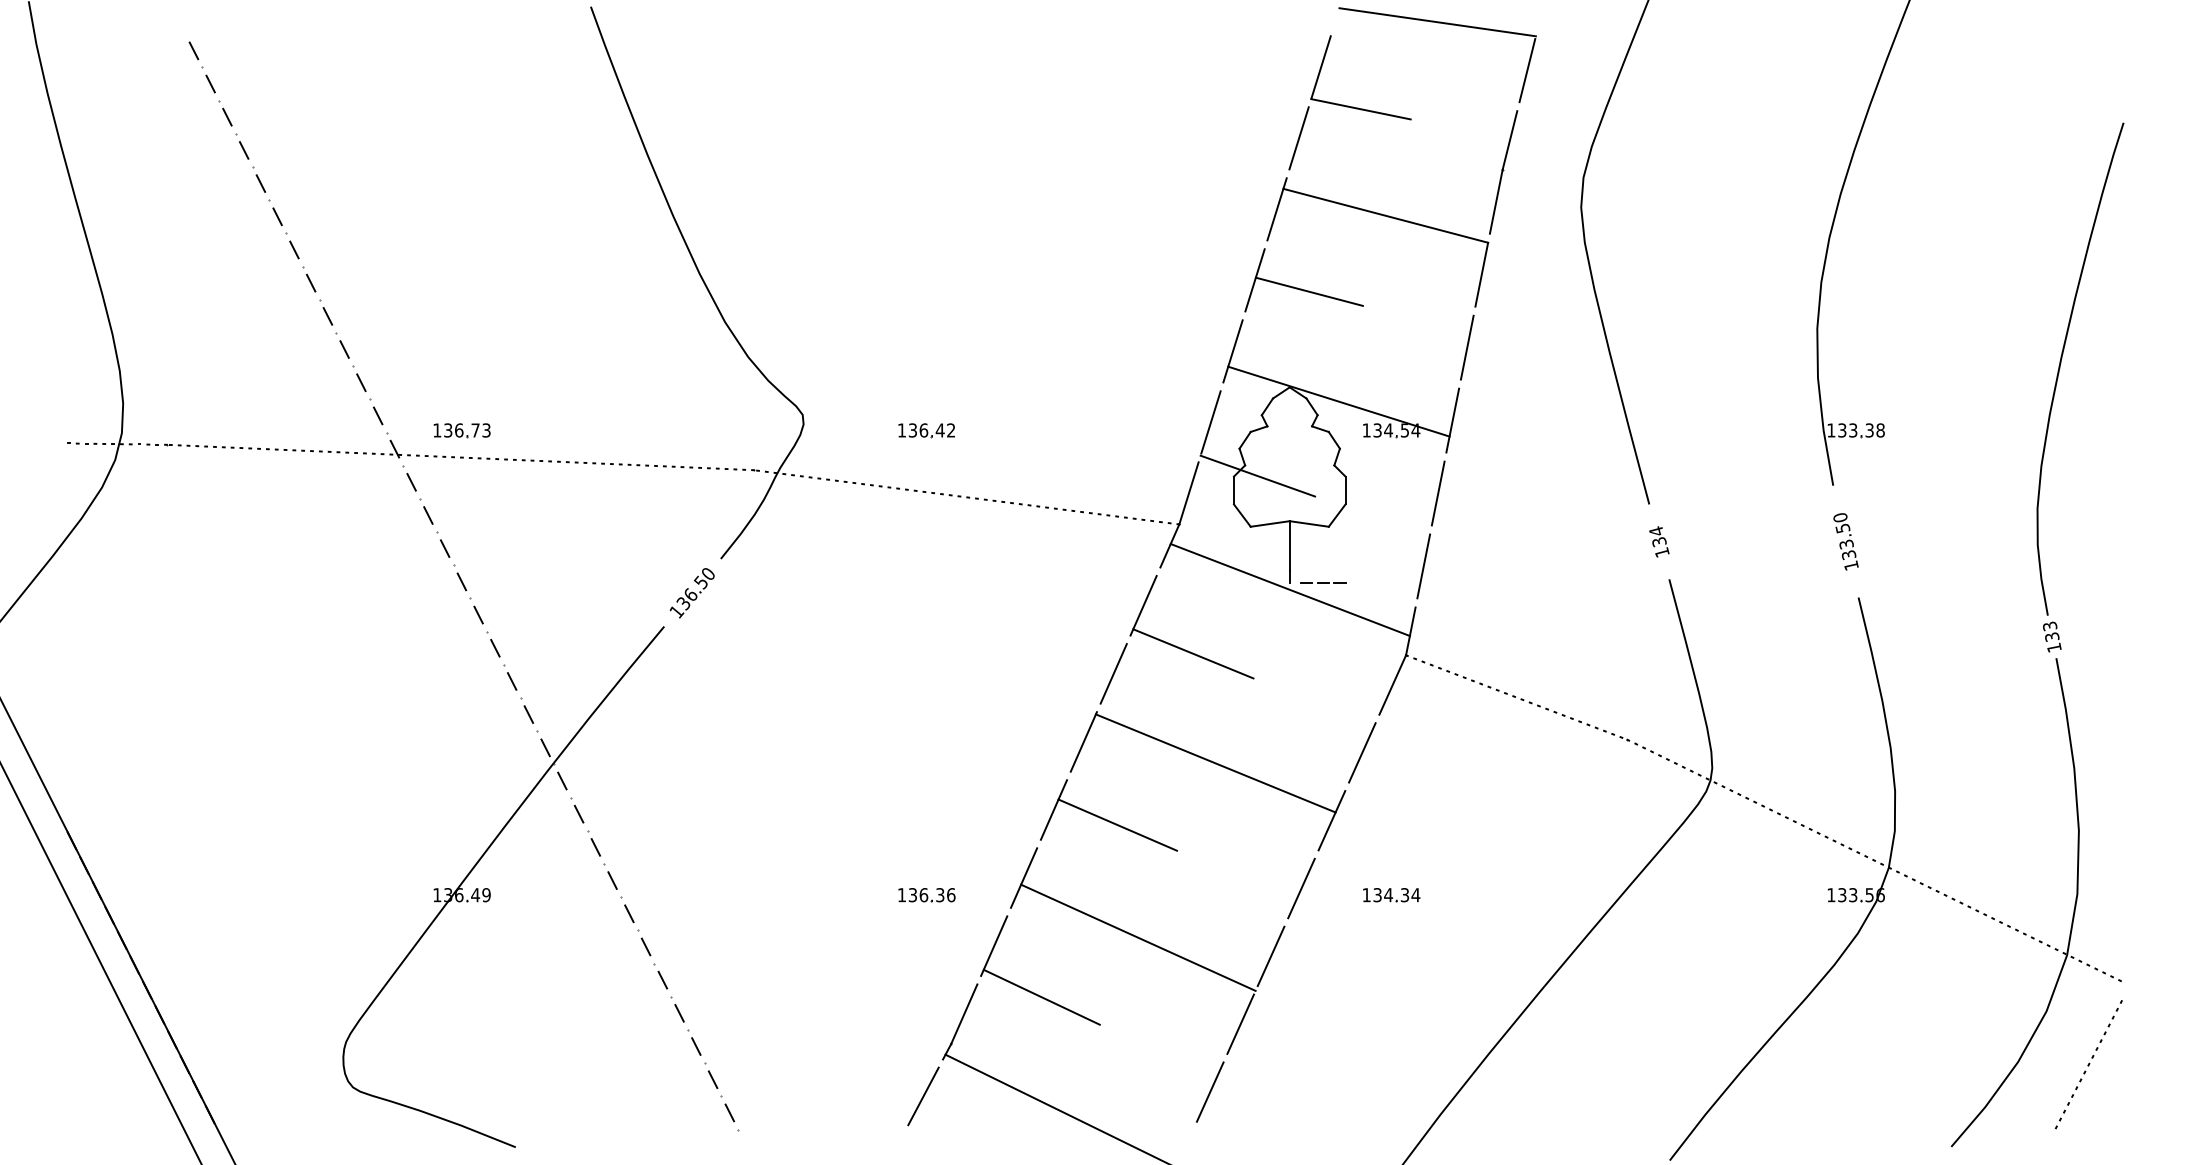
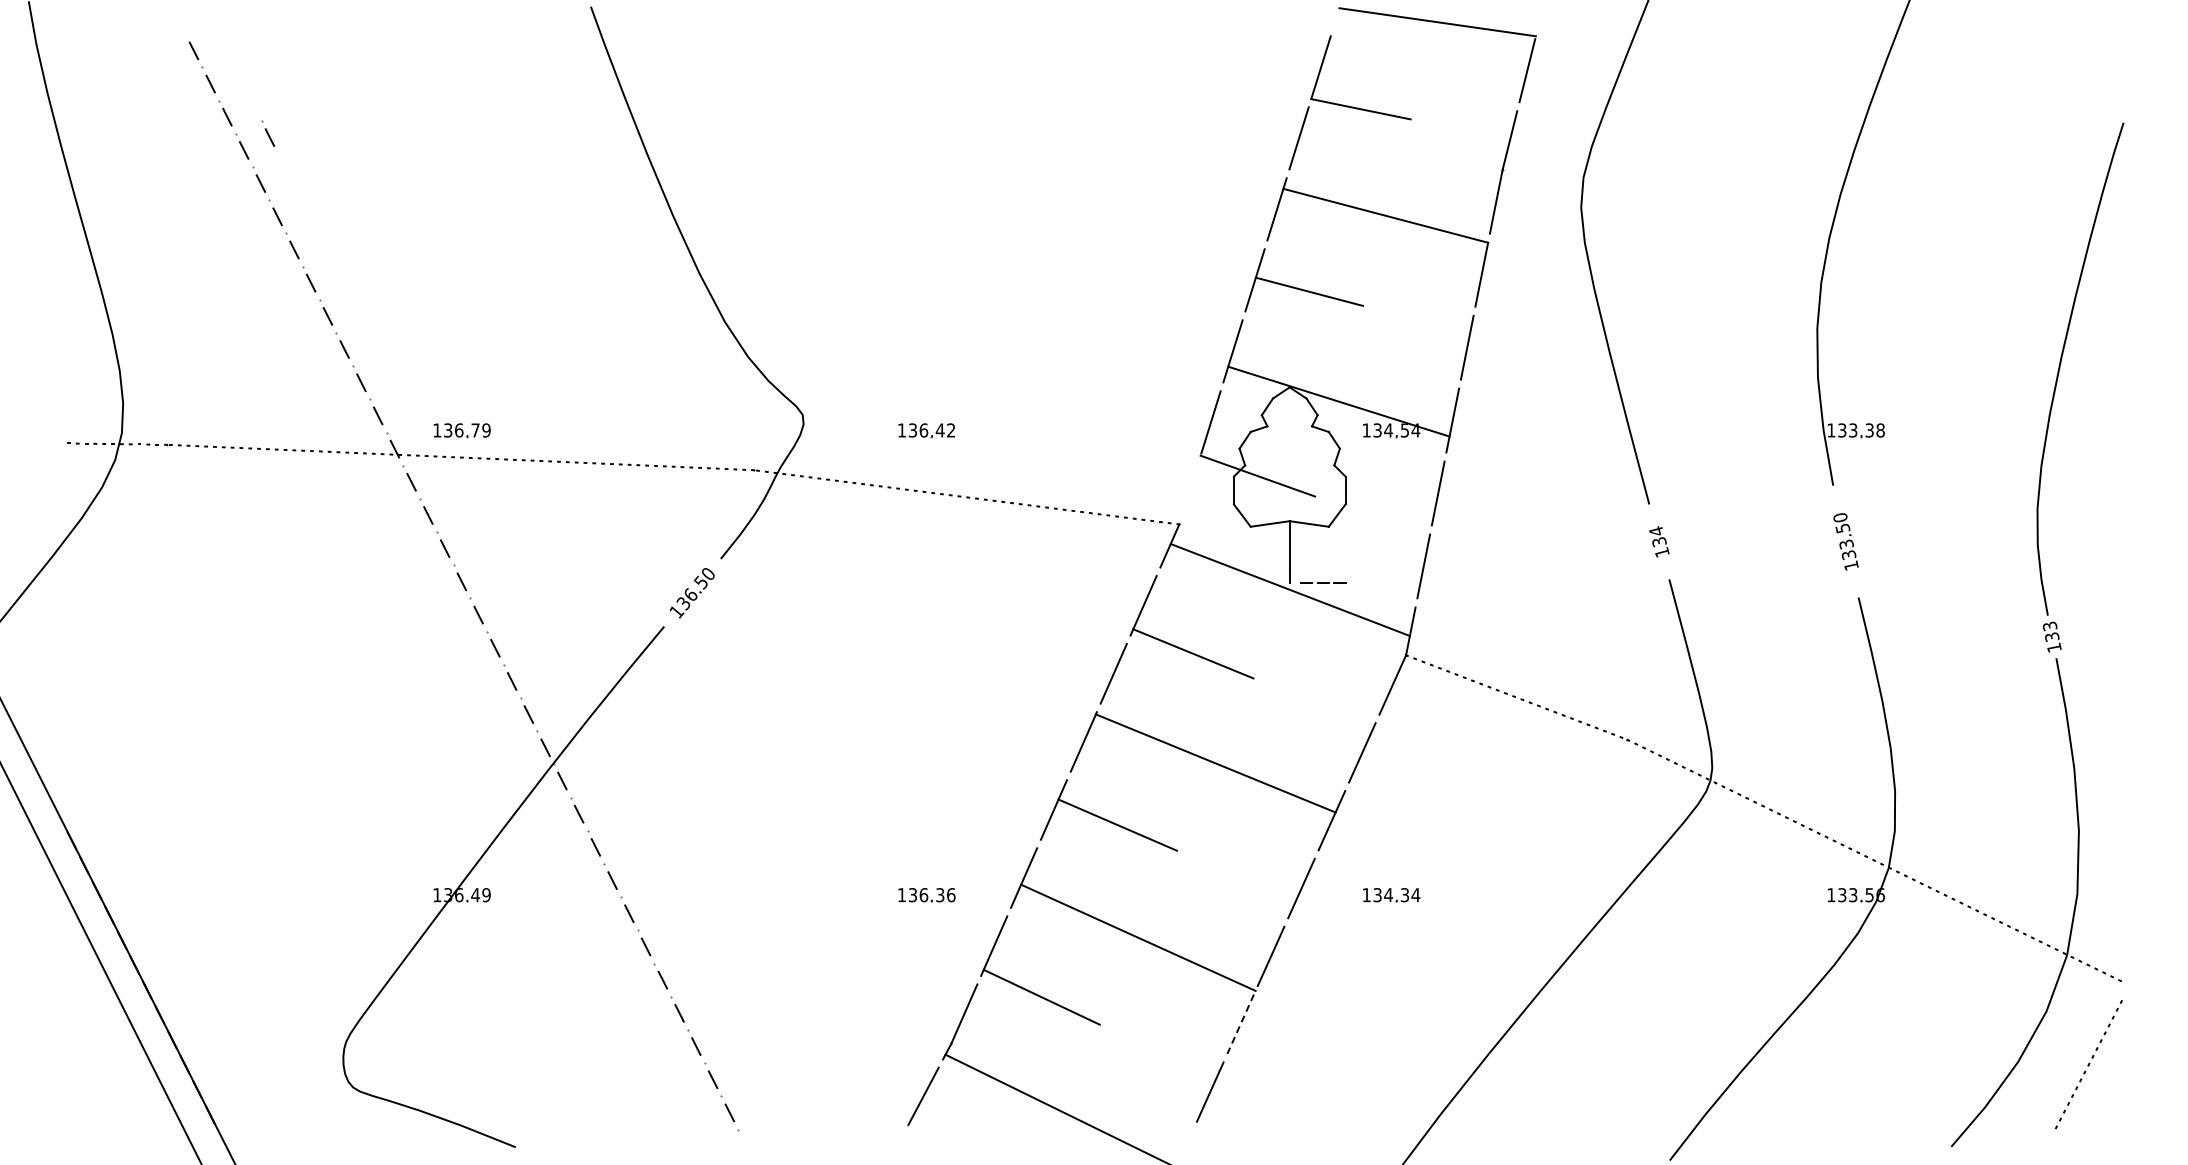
part: none -> present (268, 133)
text: 136.73 -> 136.79 (486, 430)
line: present -> none (1188, 493)
line: solid -> dashed (1240, 1024)
